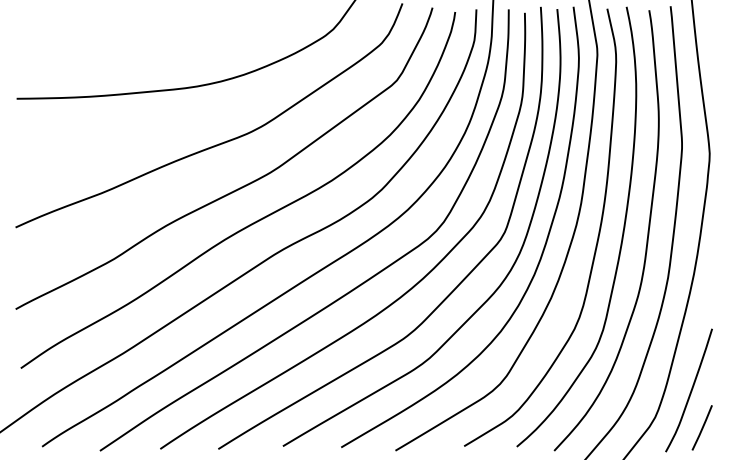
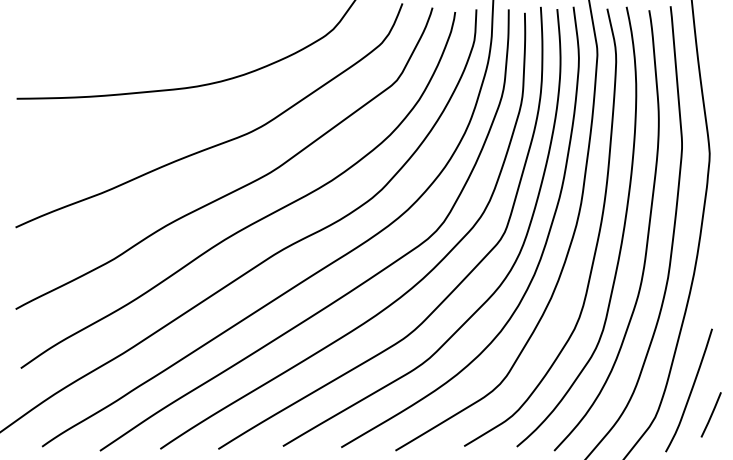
line position: (701, 427) -> (710, 414) (710, 414)
